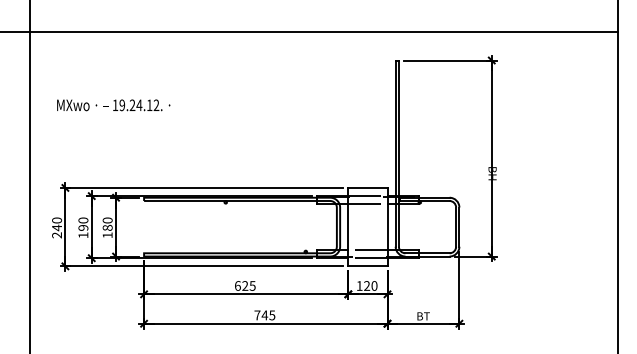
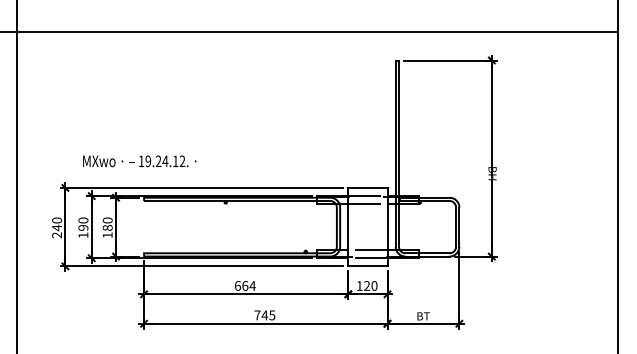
text position: (113, 105) -> (139, 161) (139, 161)
line position: (29, 176) -> (16, 176) (16, 176)
text: 625 -> 664 (248, 285)
